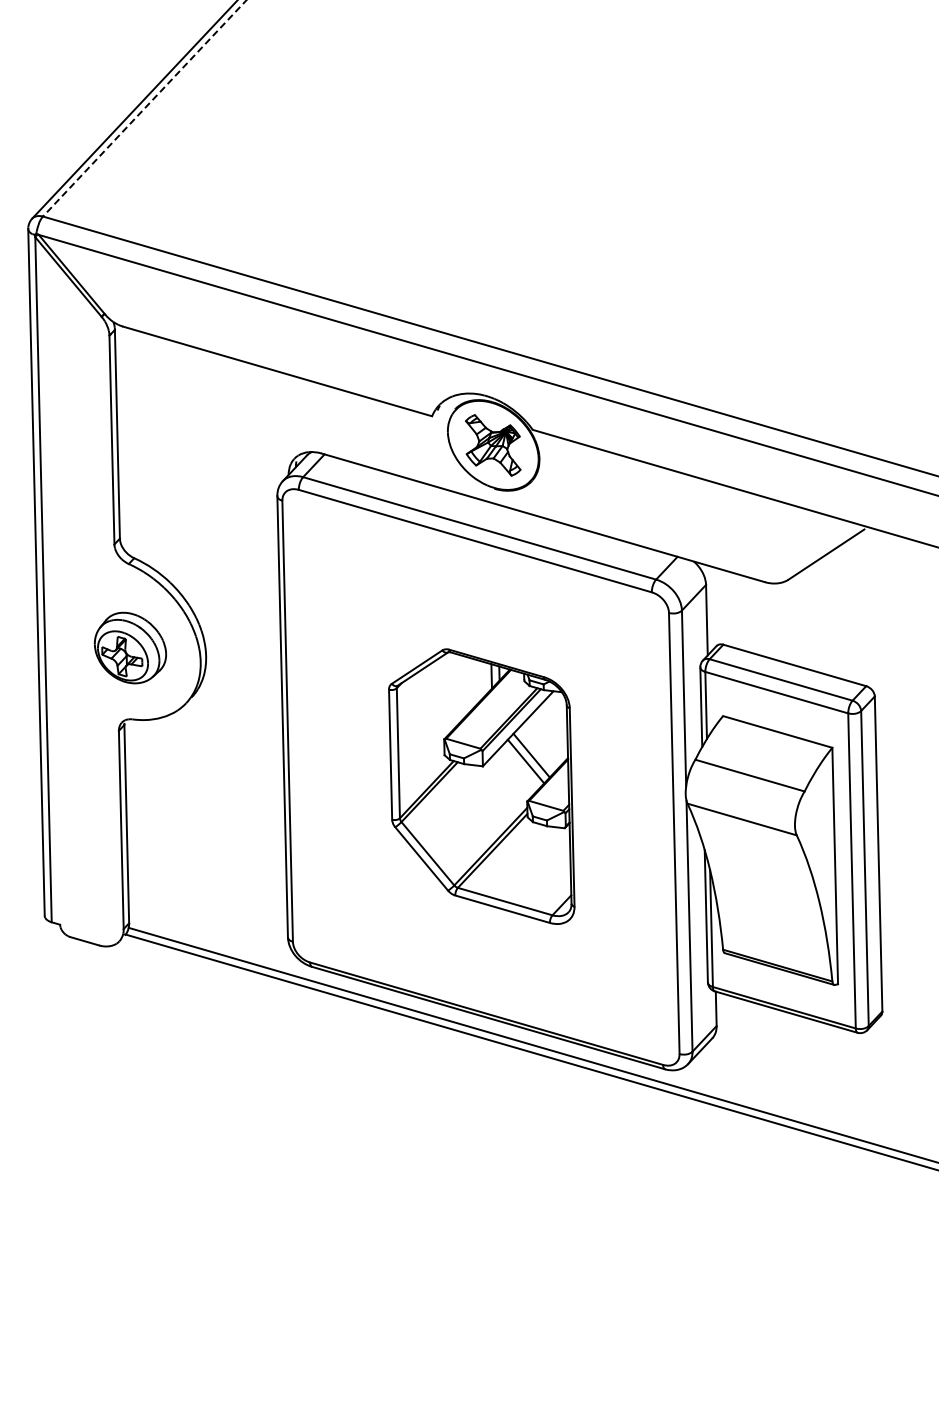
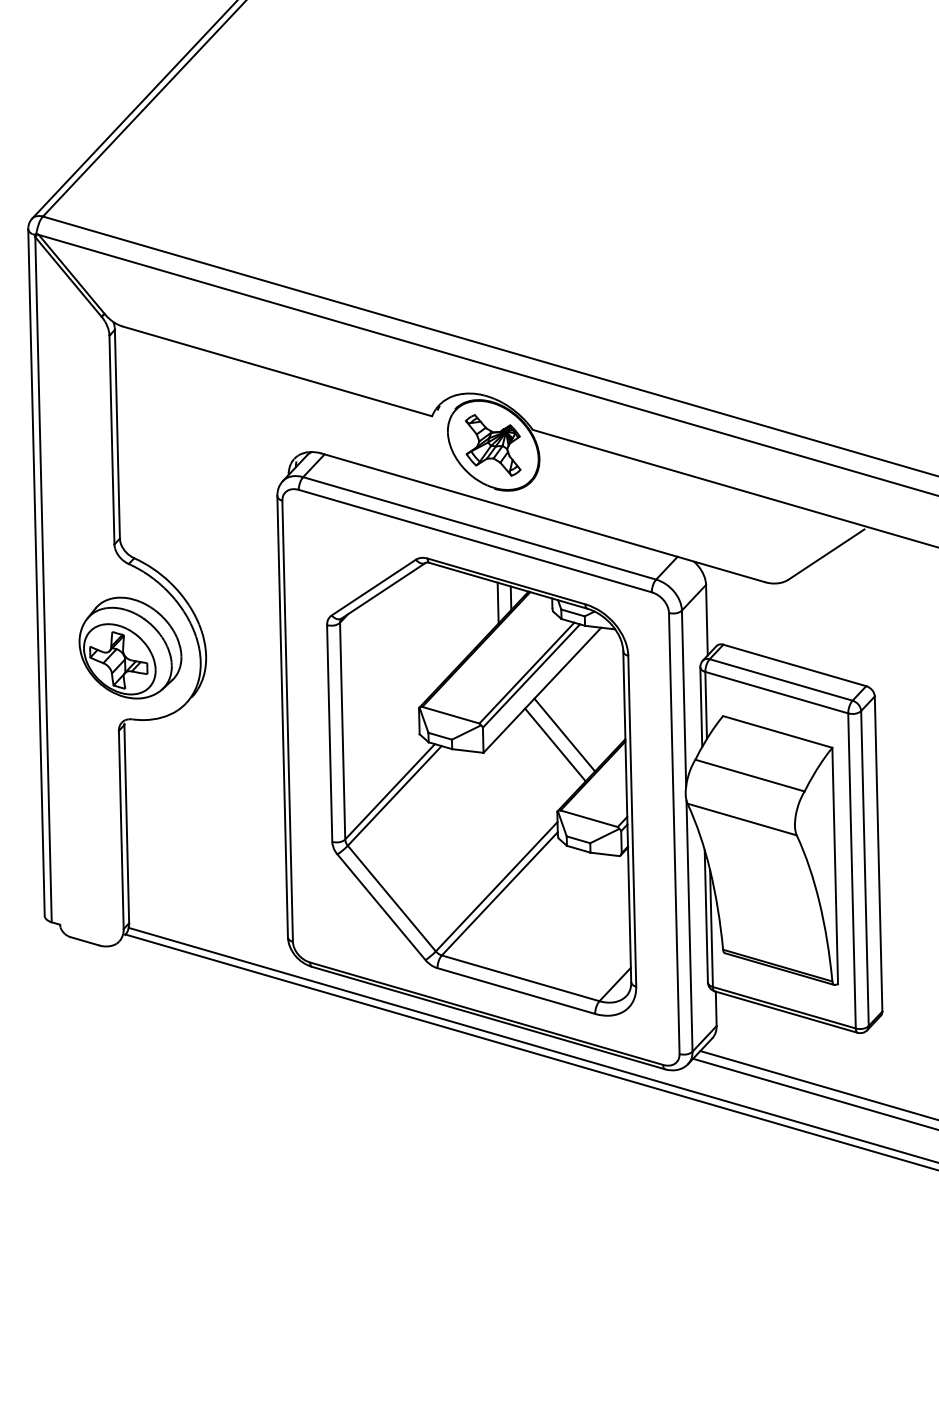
line: dashed -> solid (144, 108)
part size: 73x74 px -> 105x104 px (130, 647)
part size: 188x277 px -> 312x461 px (481, 786)
line: none -> present (817, 1085)
line: none -> present (814, 1093)
